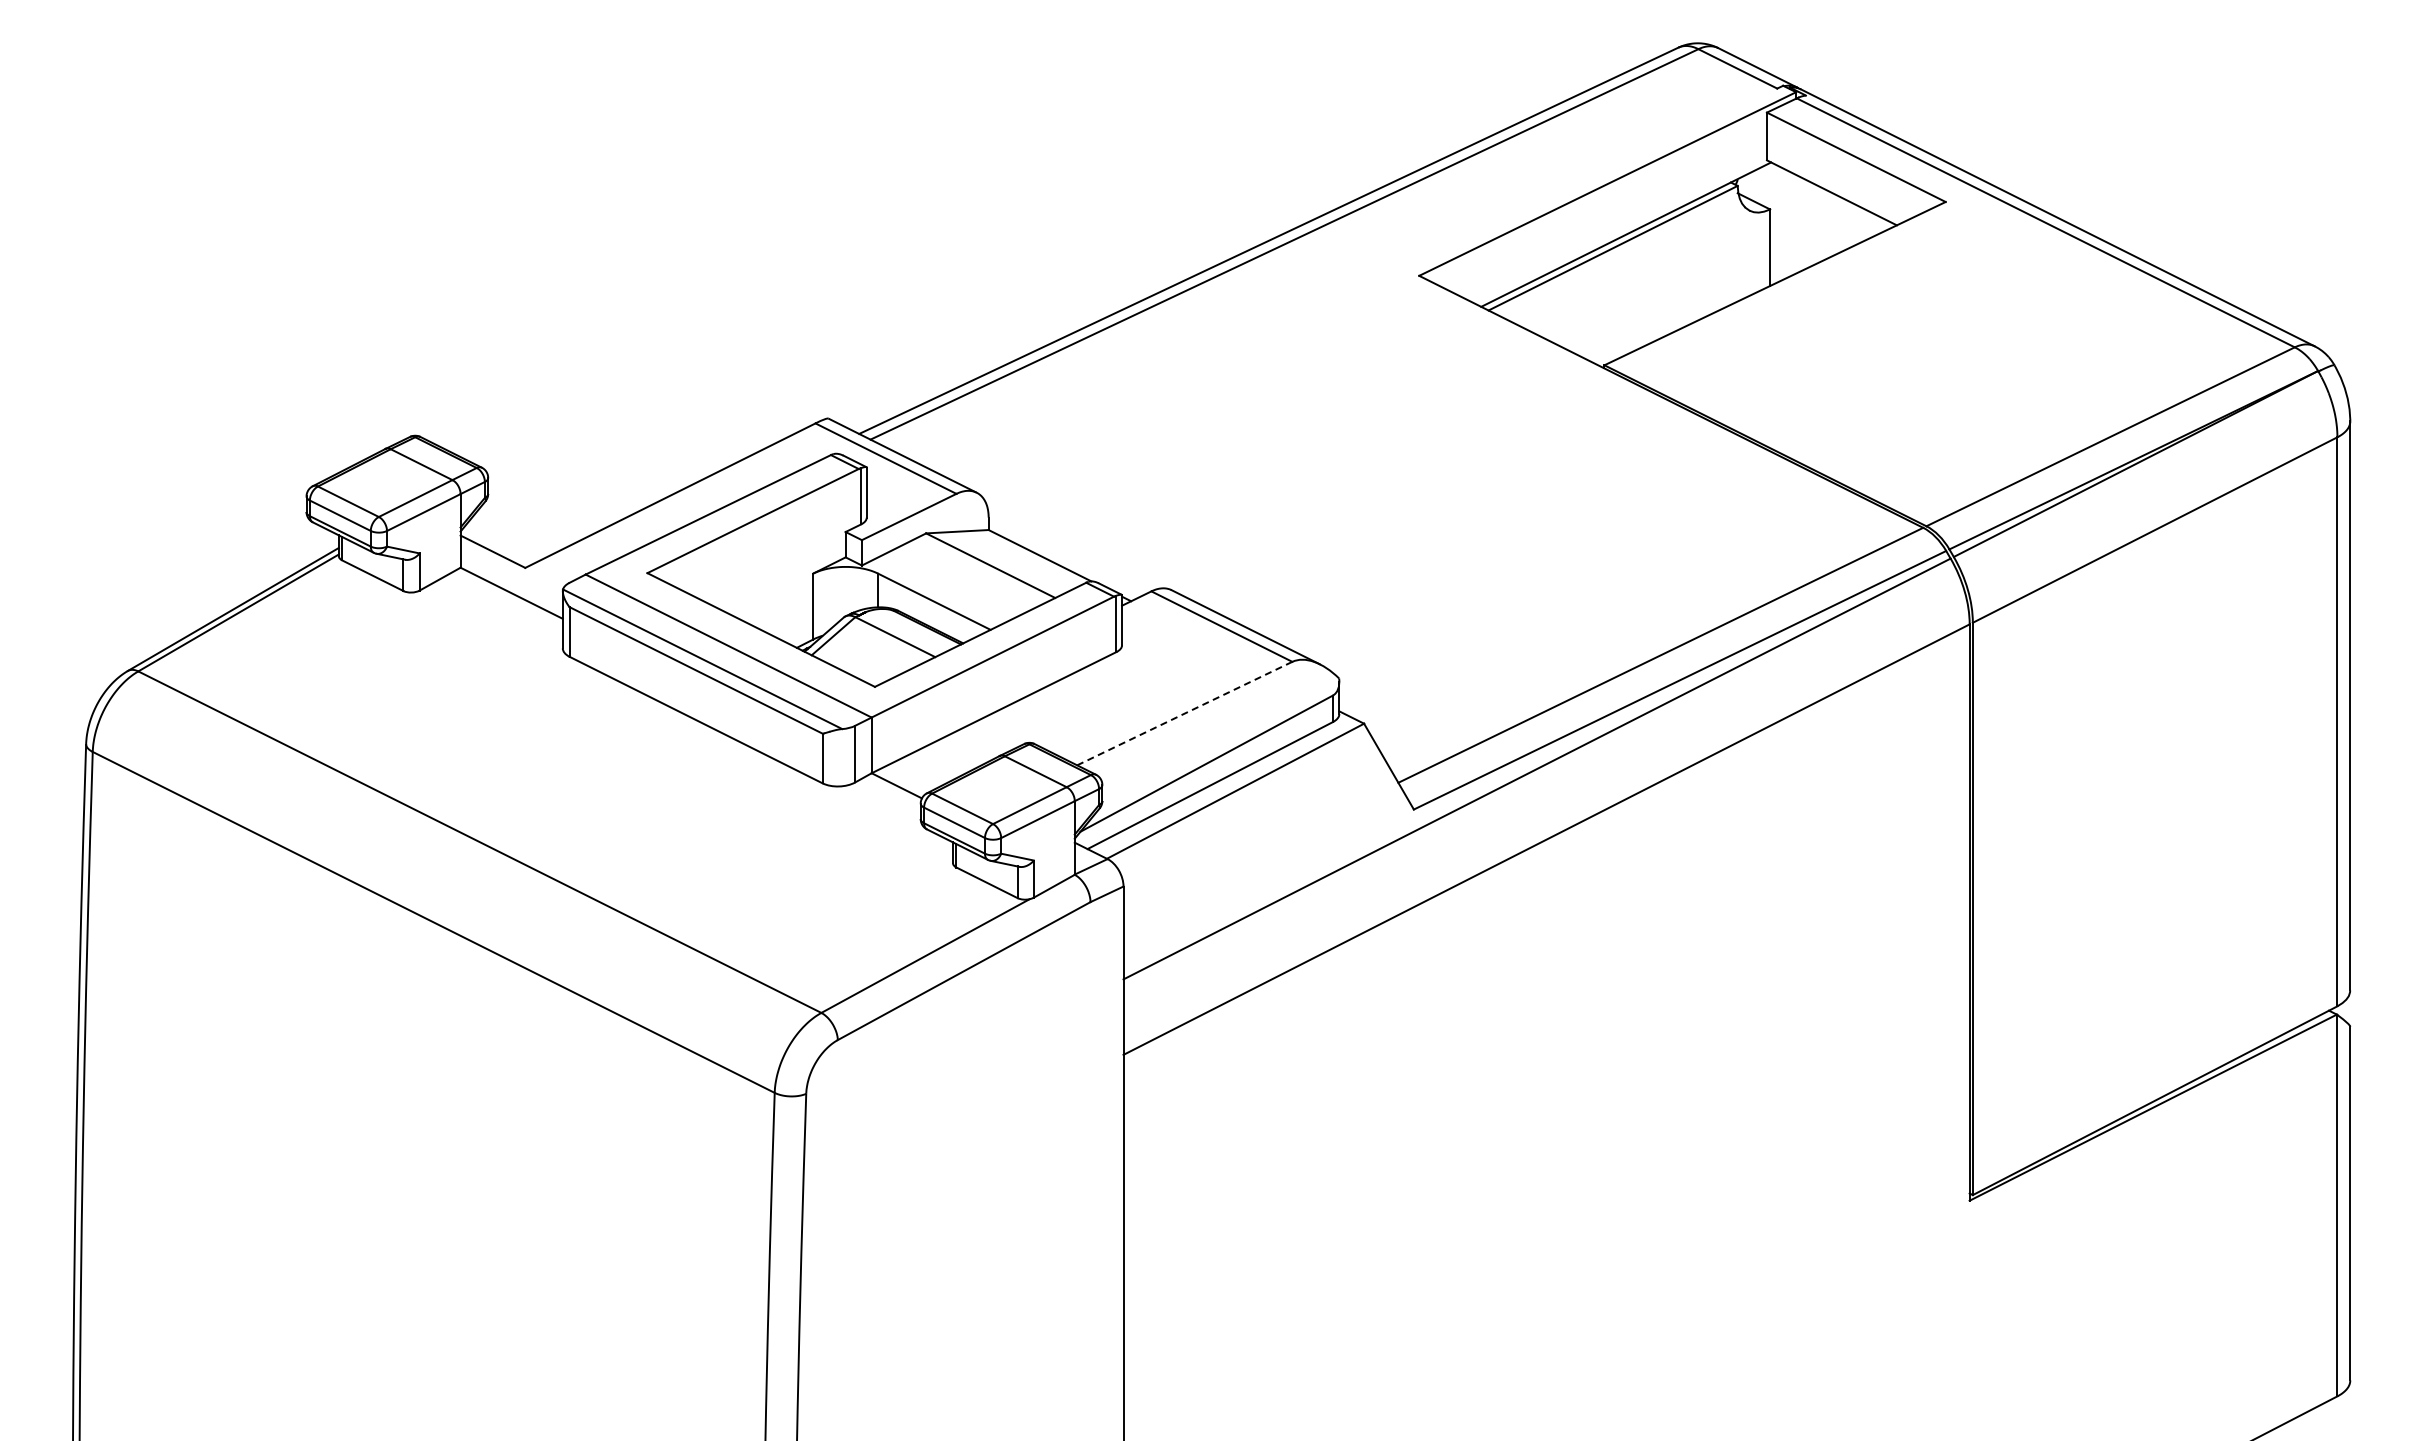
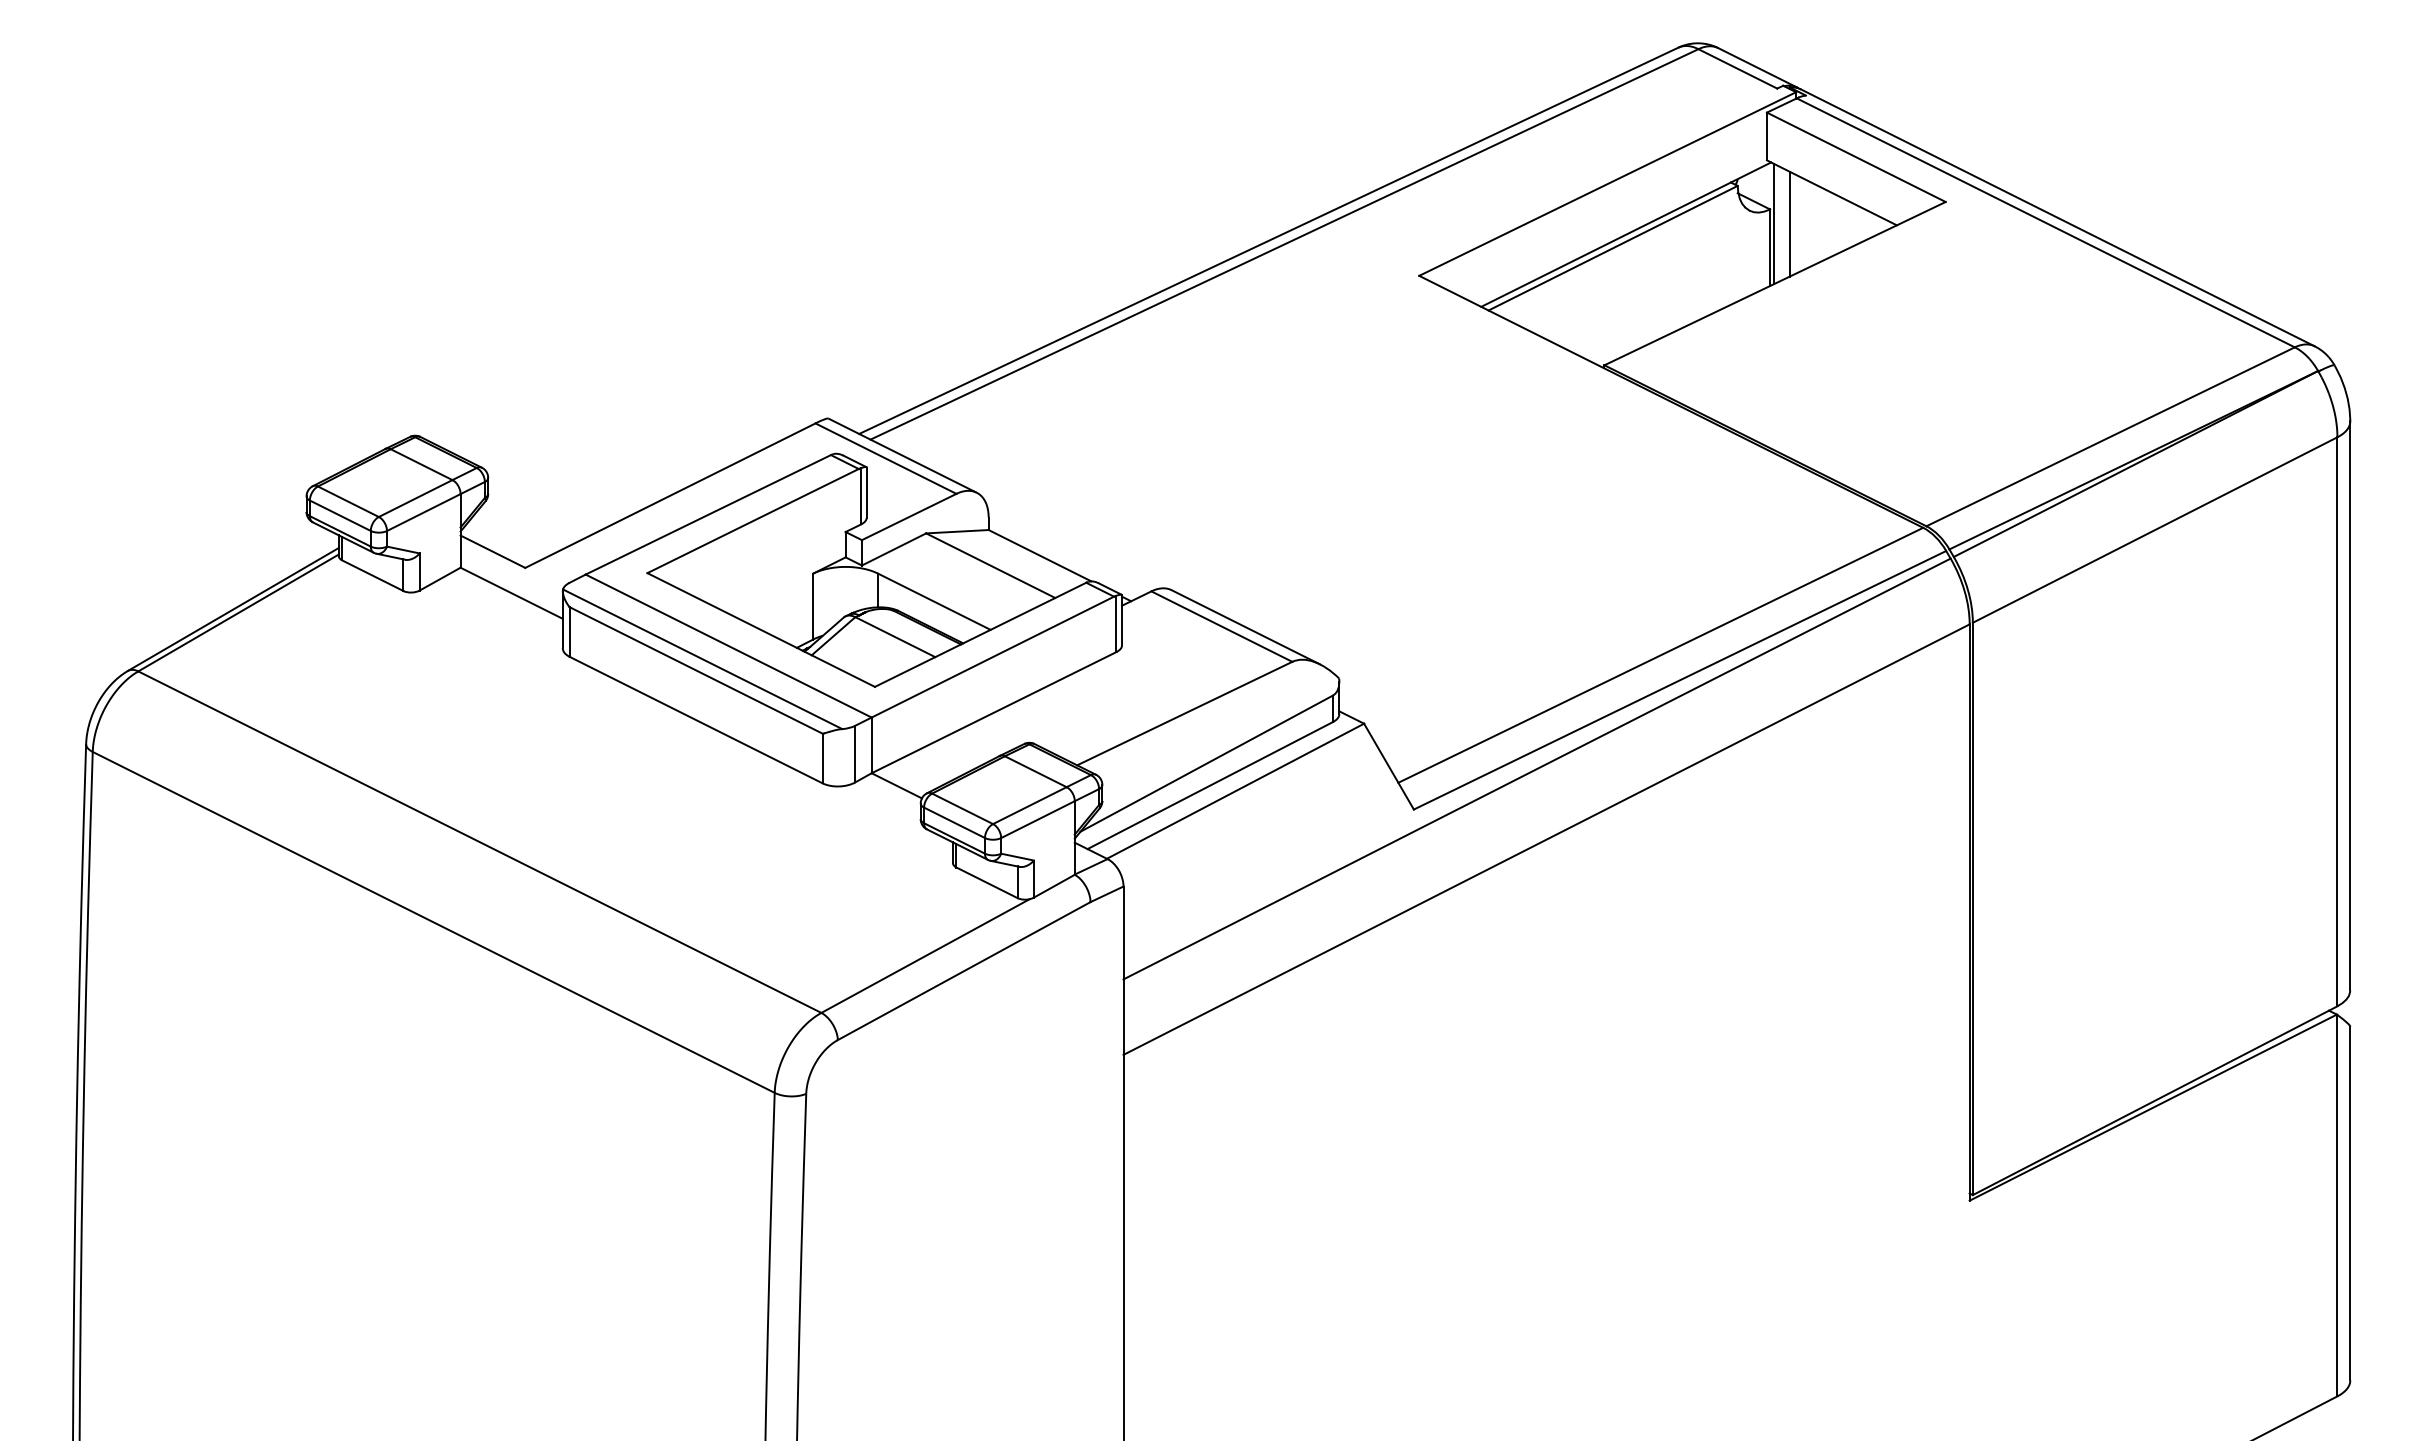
line: none -> present (1773, 223)
line: none -> present (1789, 223)
line: dashed -> solid (1184, 713)
